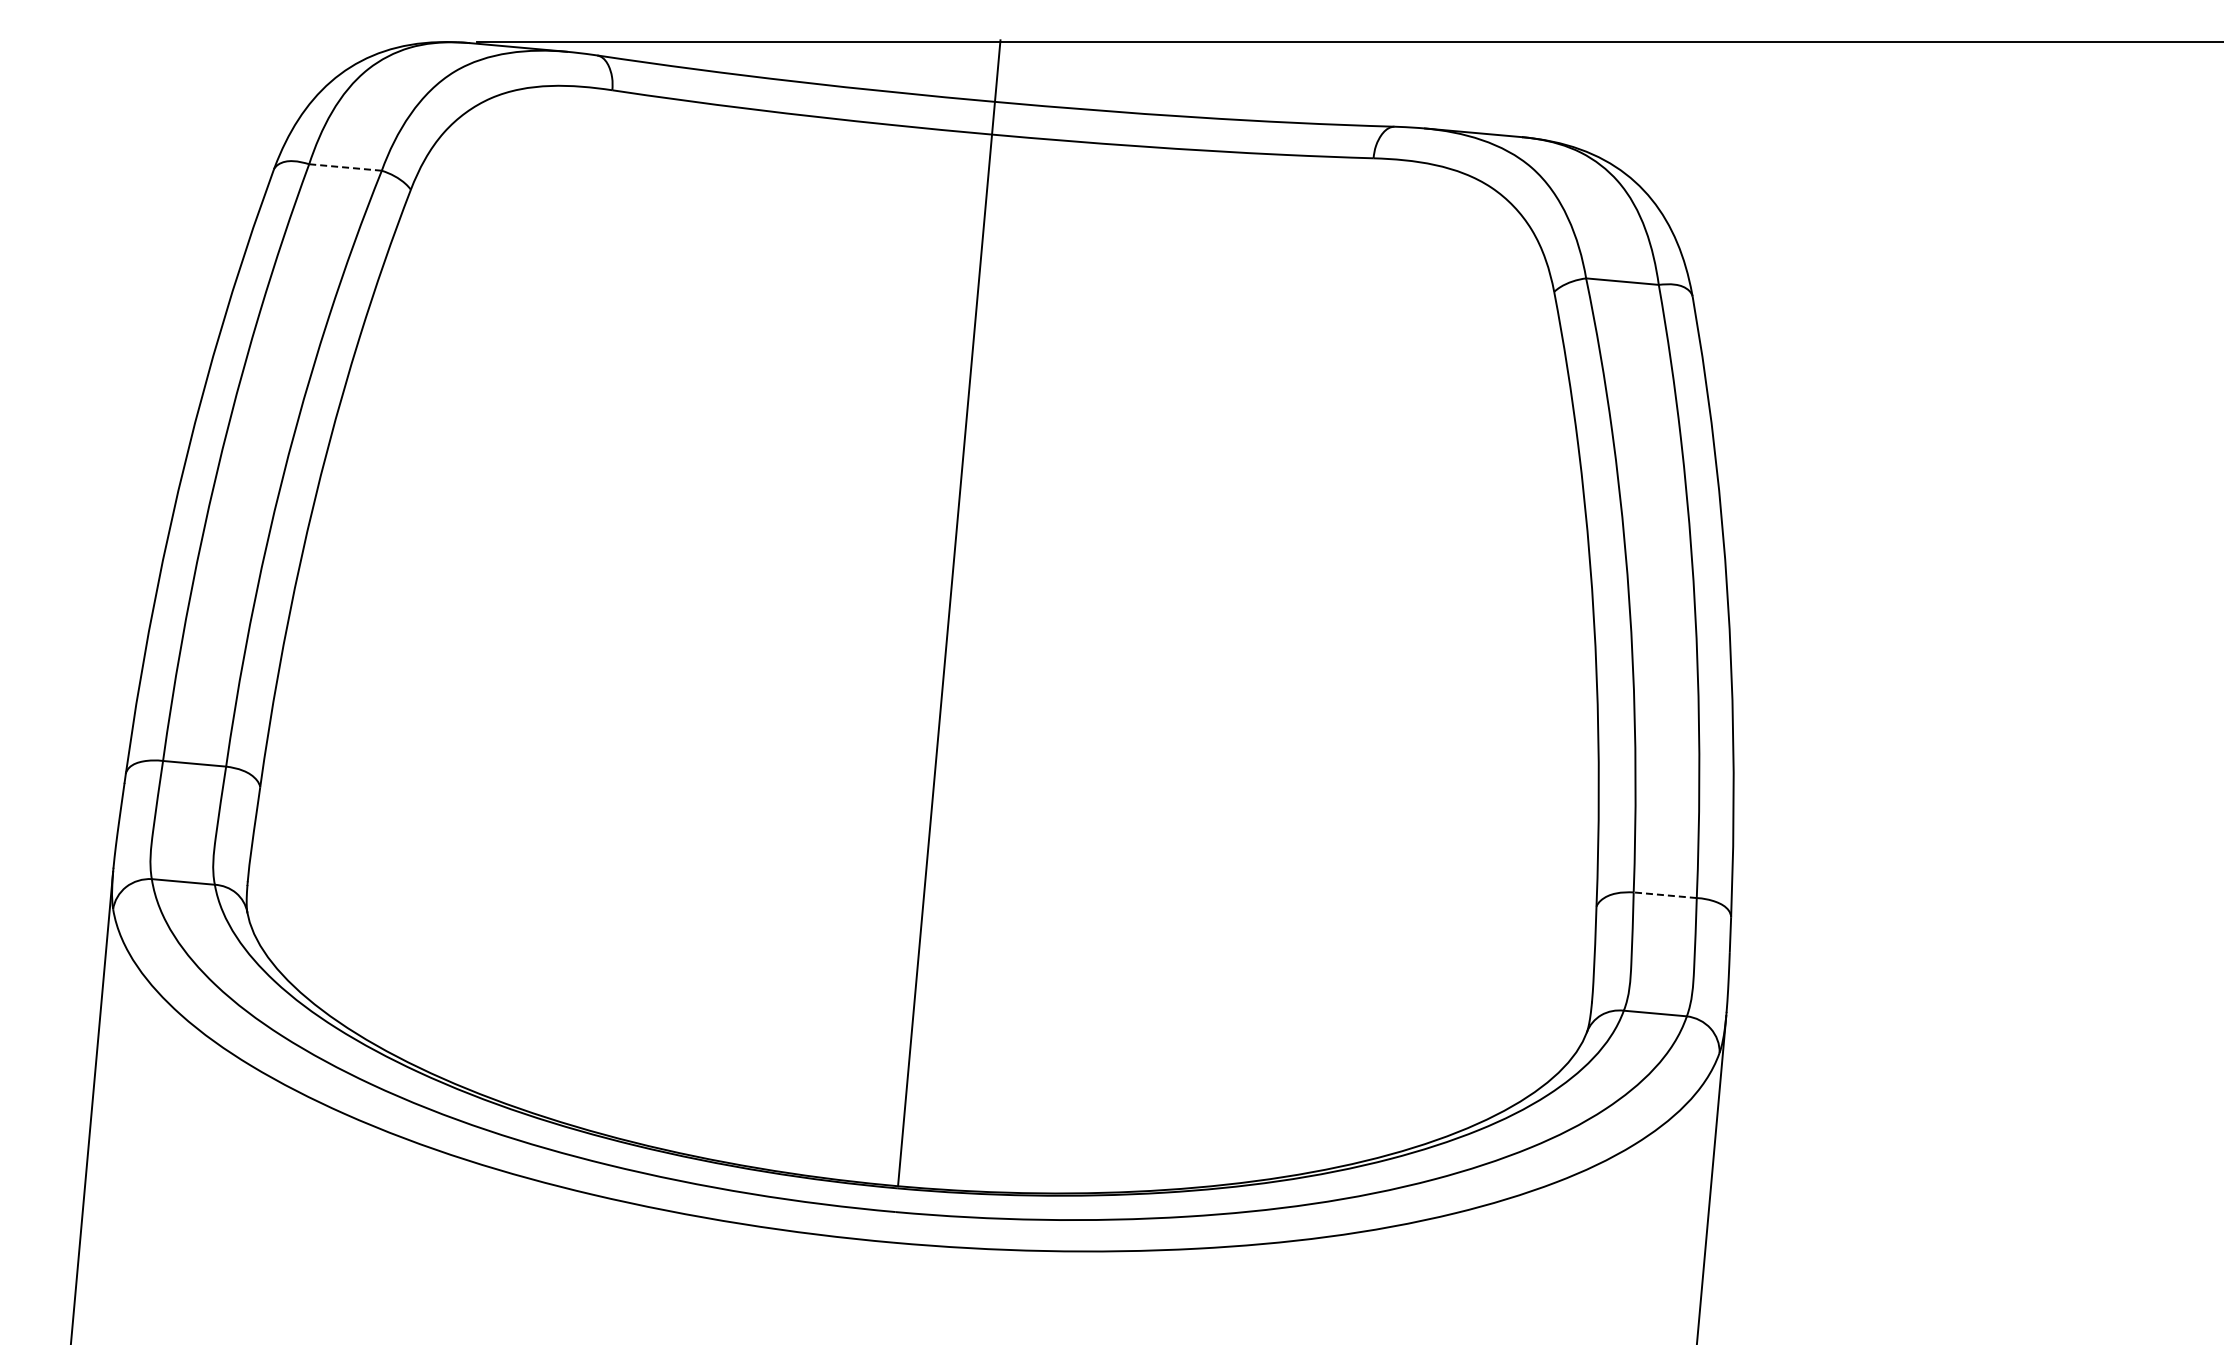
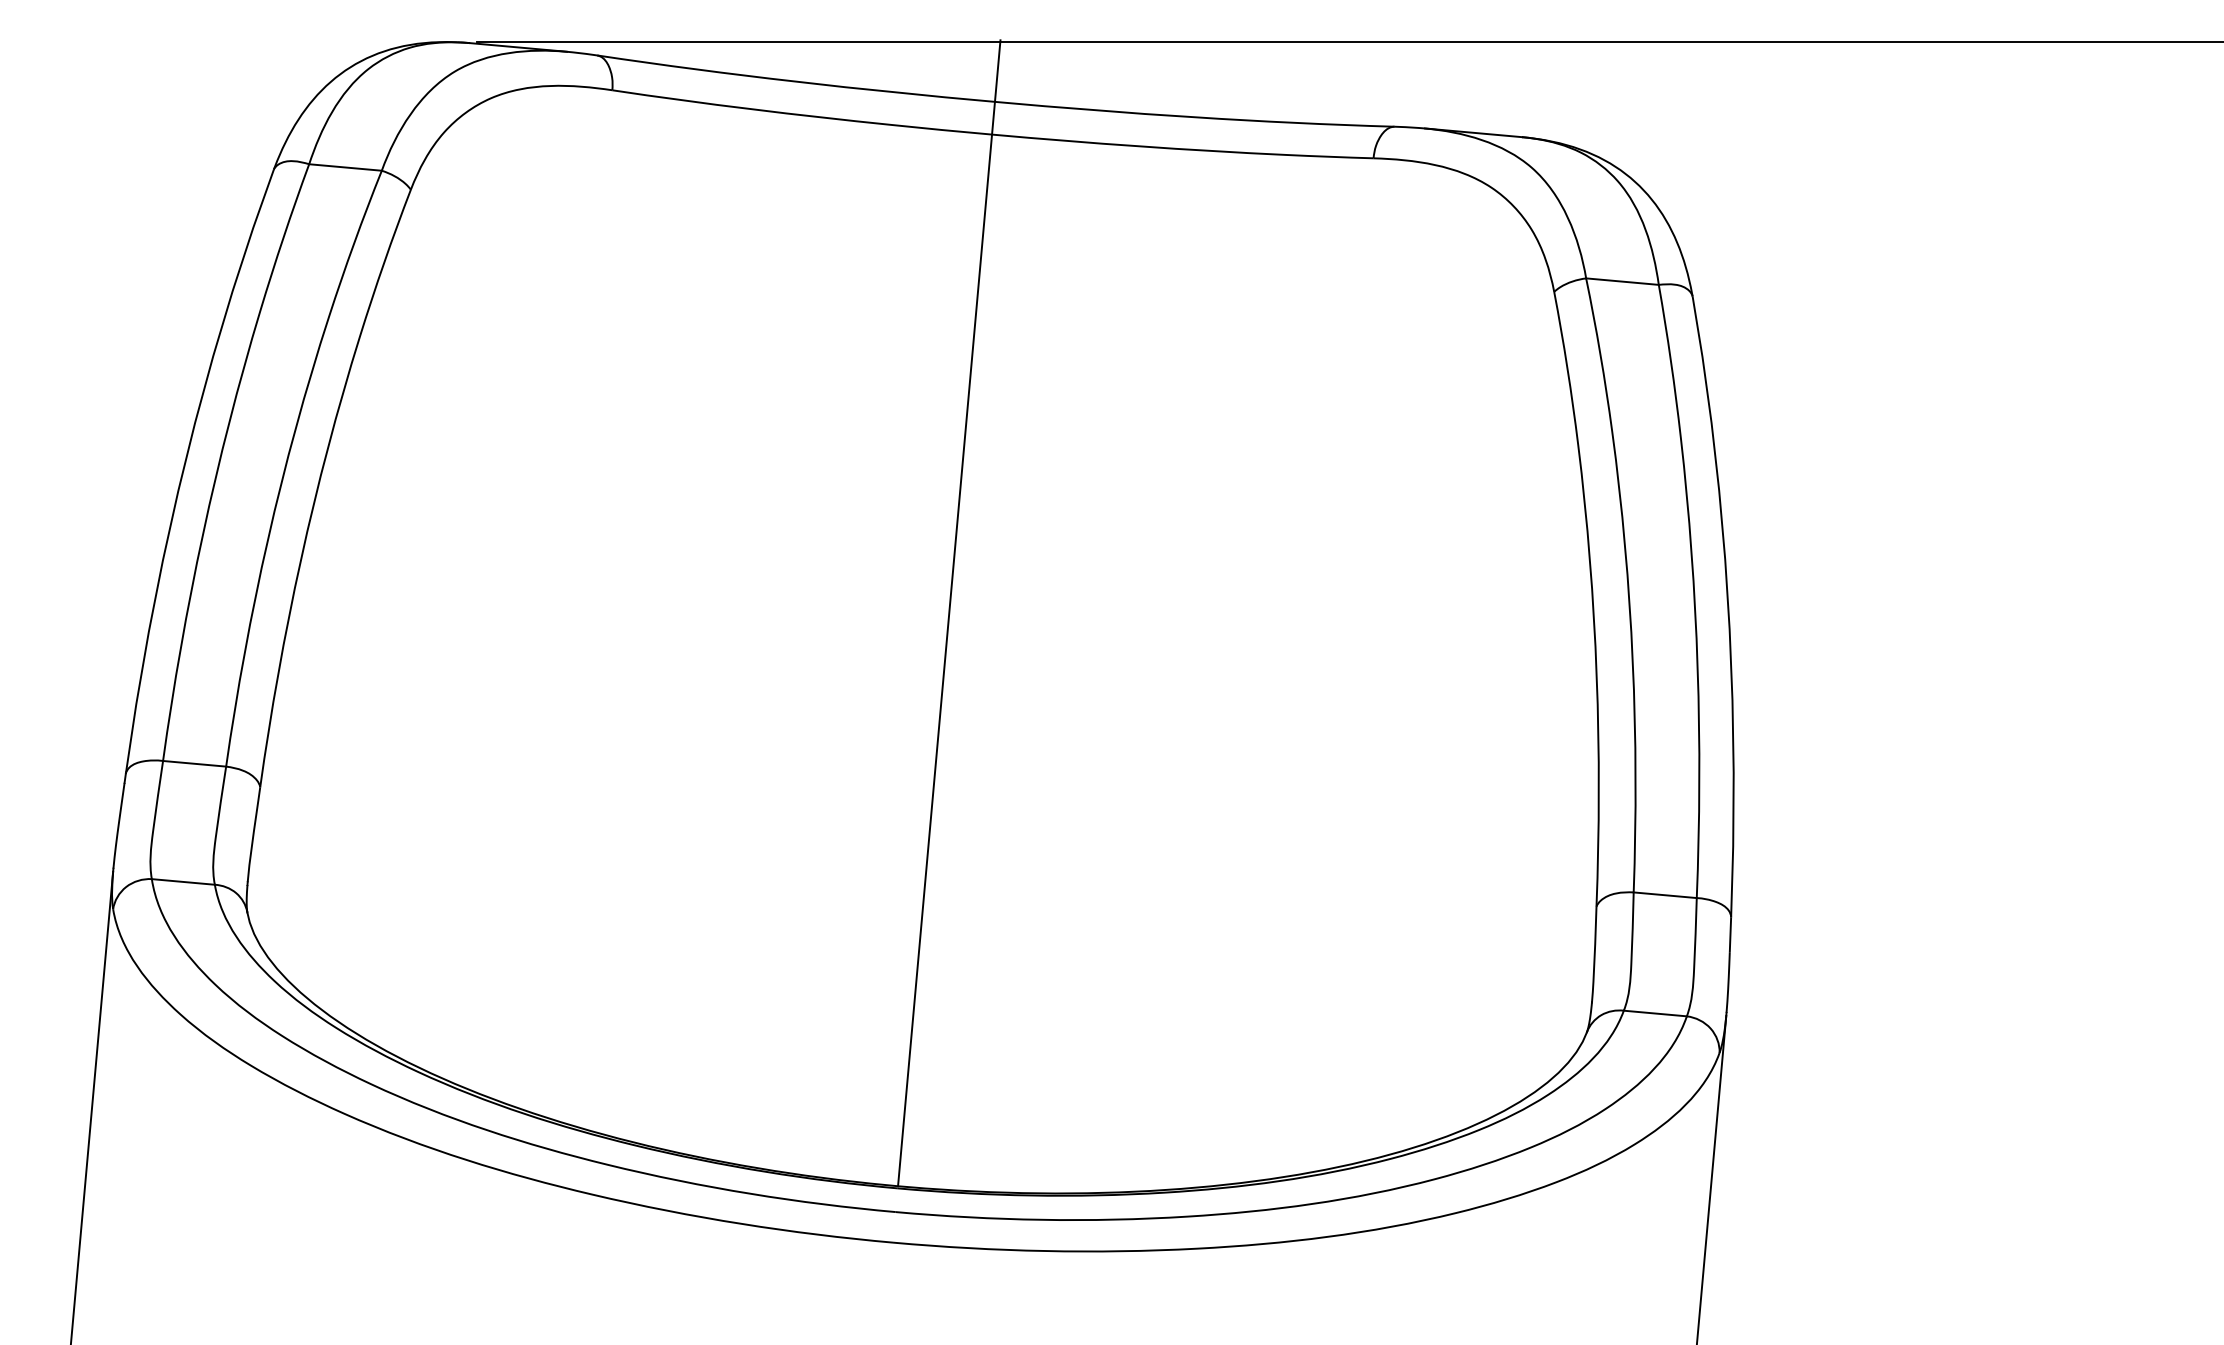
line: dashed -> solid (346, 167)
line: dashed -> solid (1665, 895)
